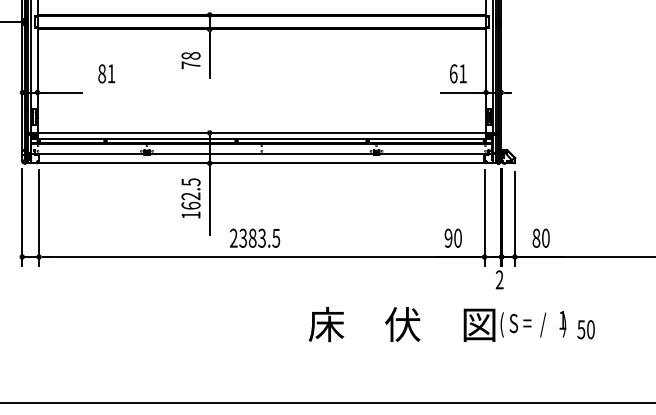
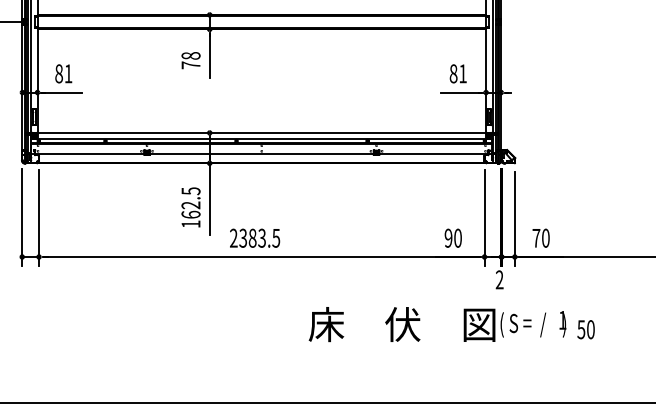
text position: (106, 73) -> (63, 73) (63, 73)
text: 61 -> 81 (453, 73)
text position: (190, 198) -> (190, 207) (190, 207)
text: 80 -> 70 (536, 237)
